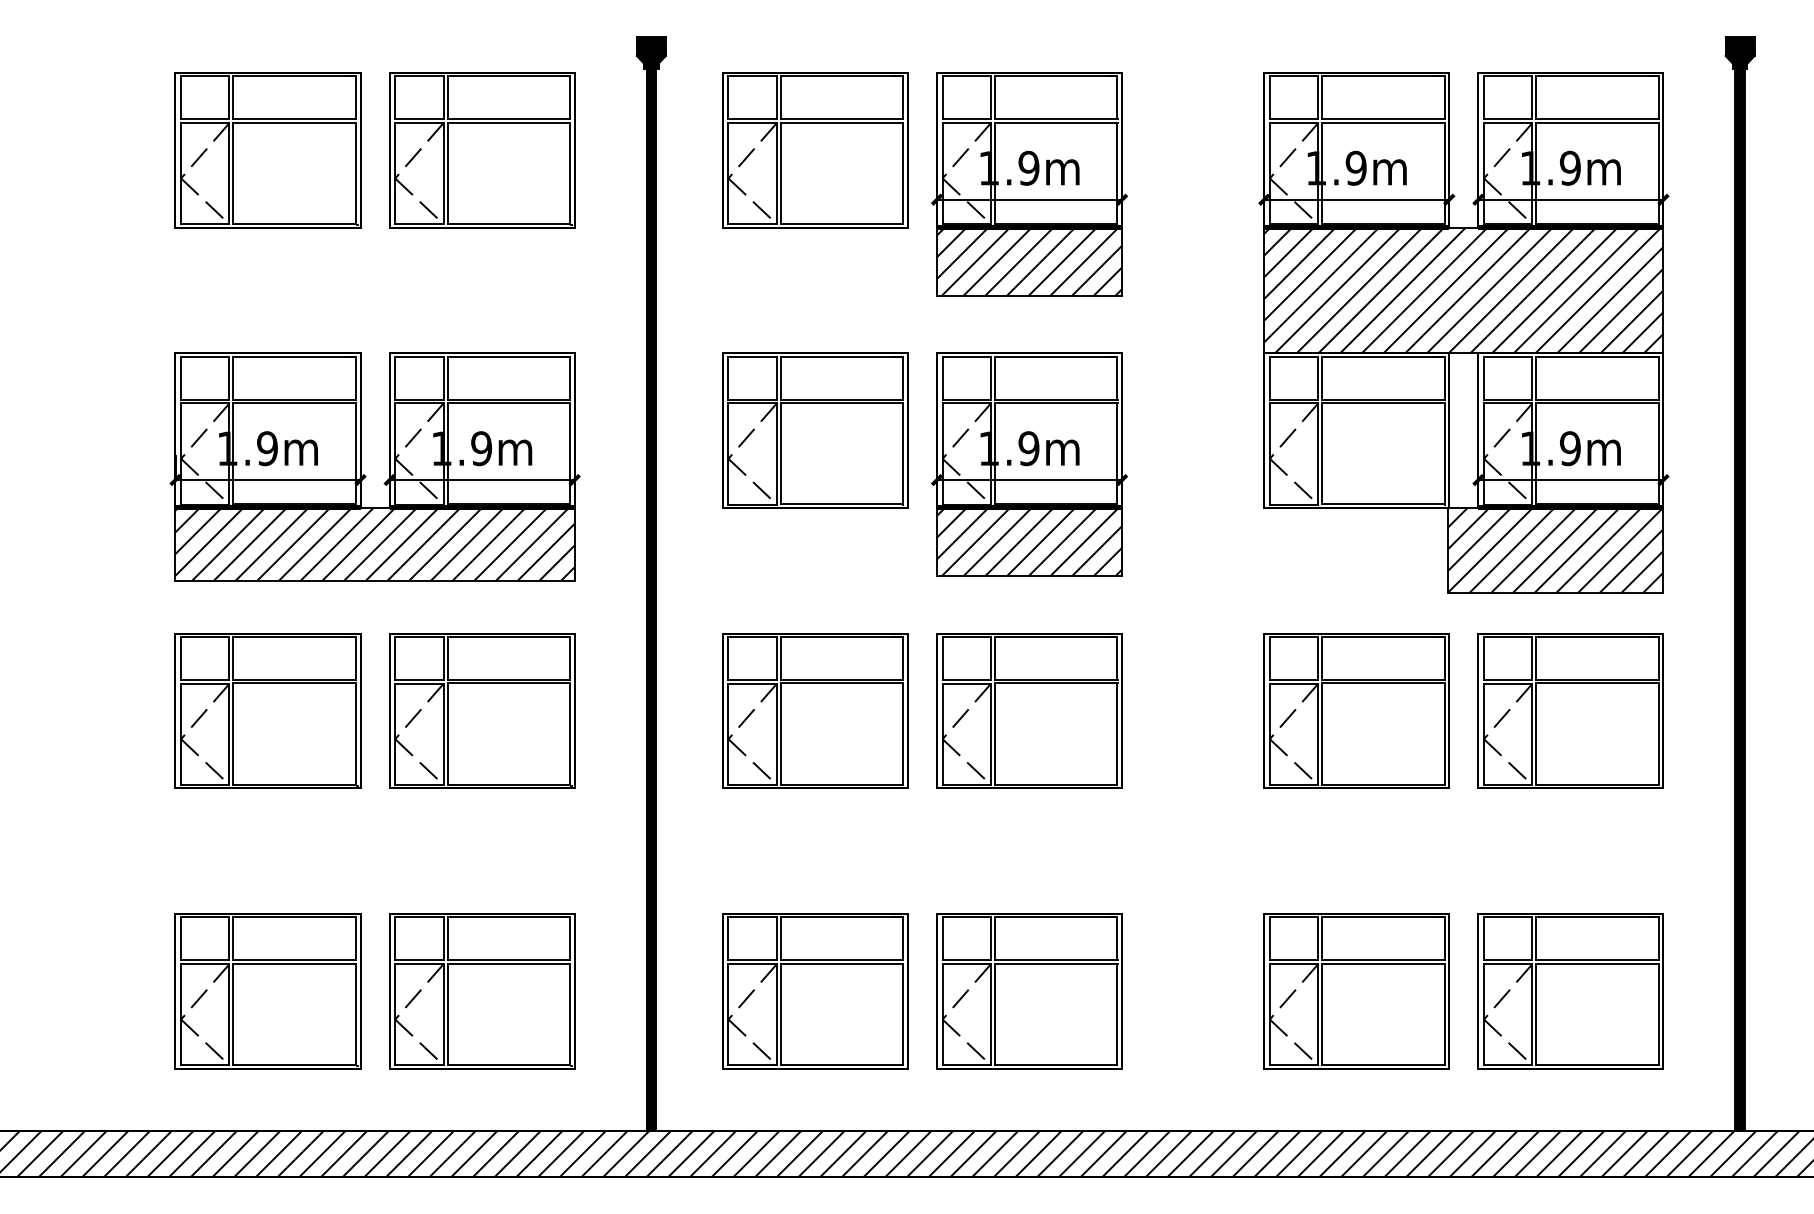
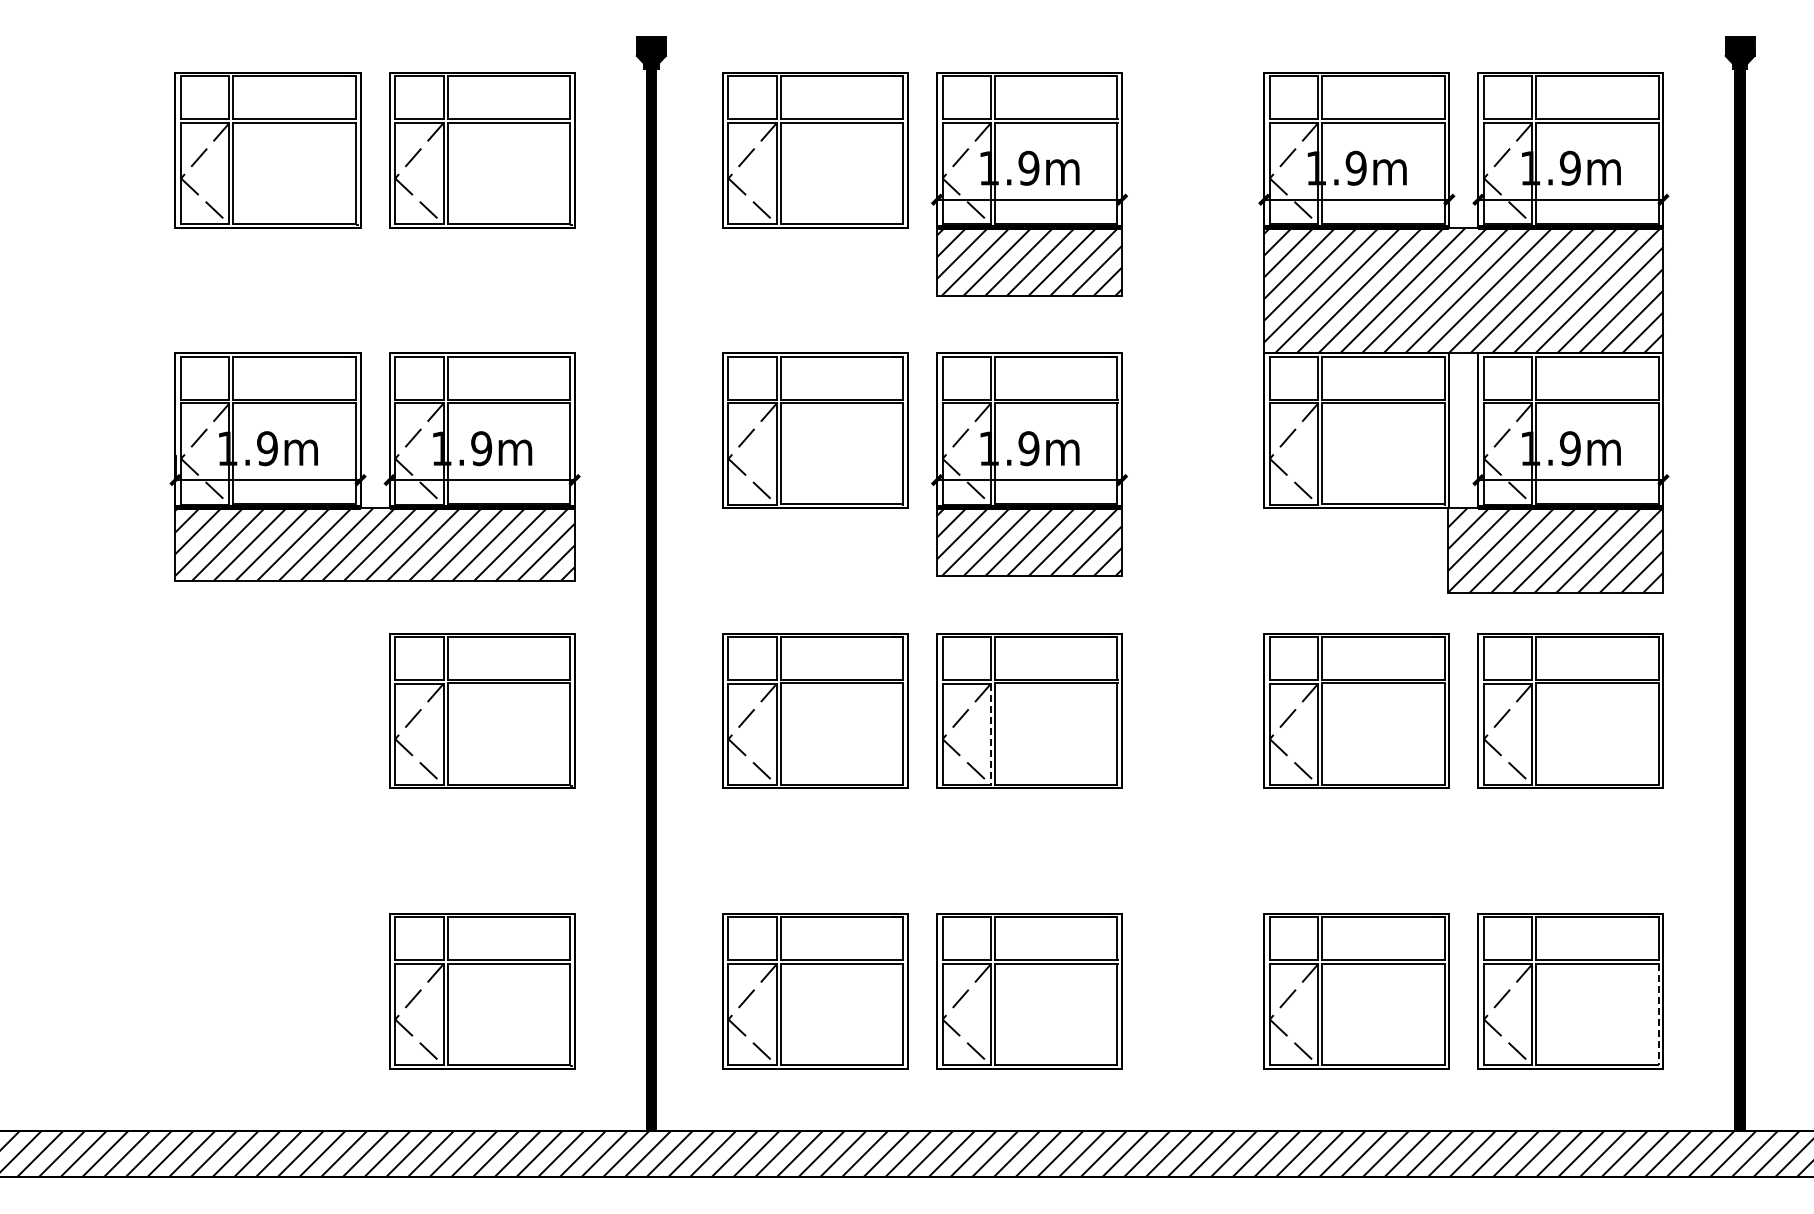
part: present -> none (267, 710)
line: solid -> dashed (990, 734)
part: present -> none (267, 991)
line: solid -> dashed (1658, 1014)
